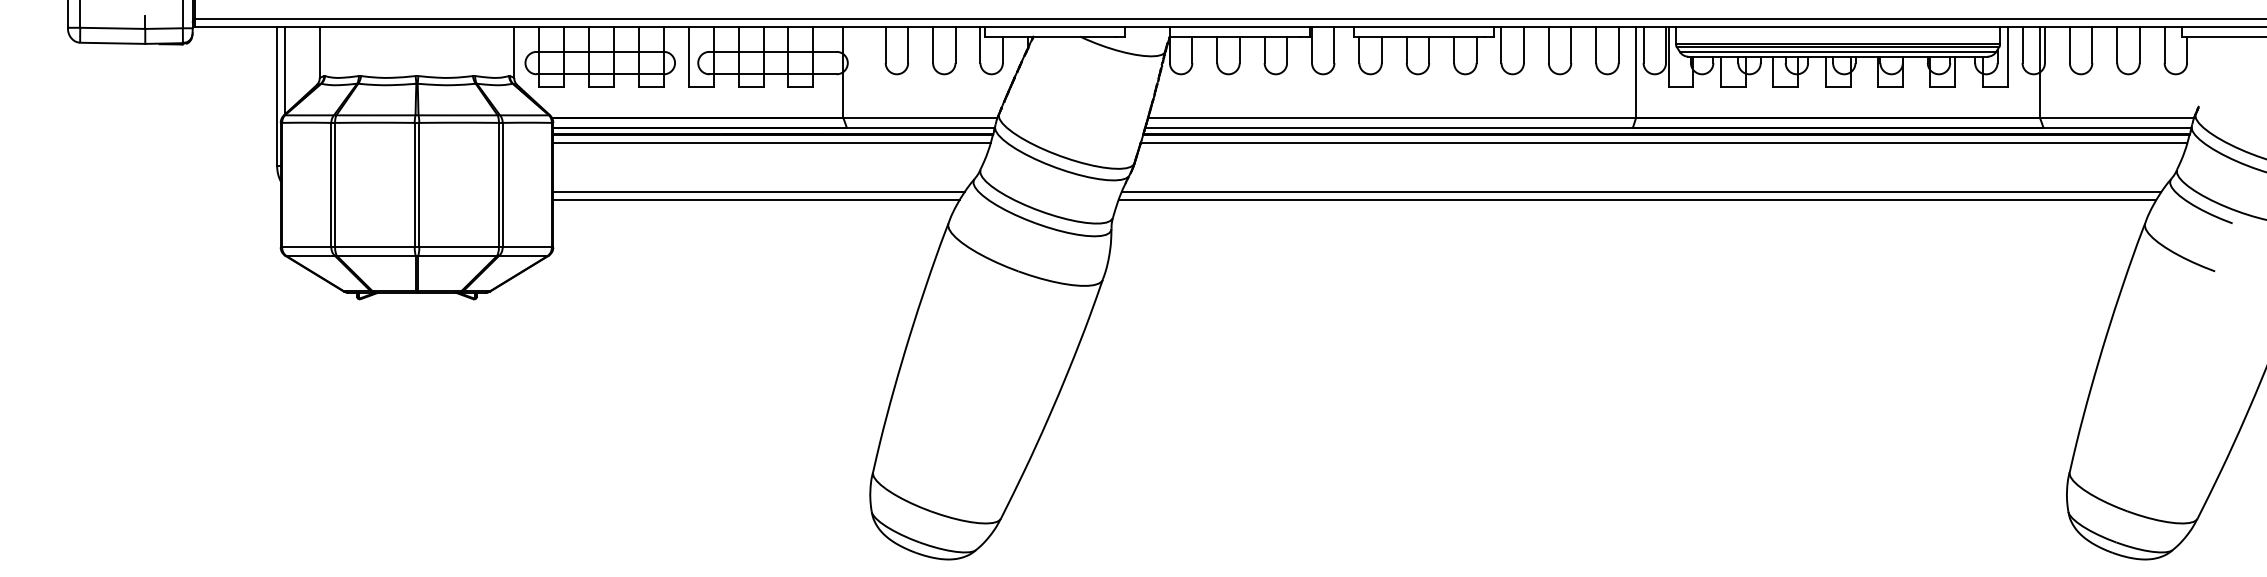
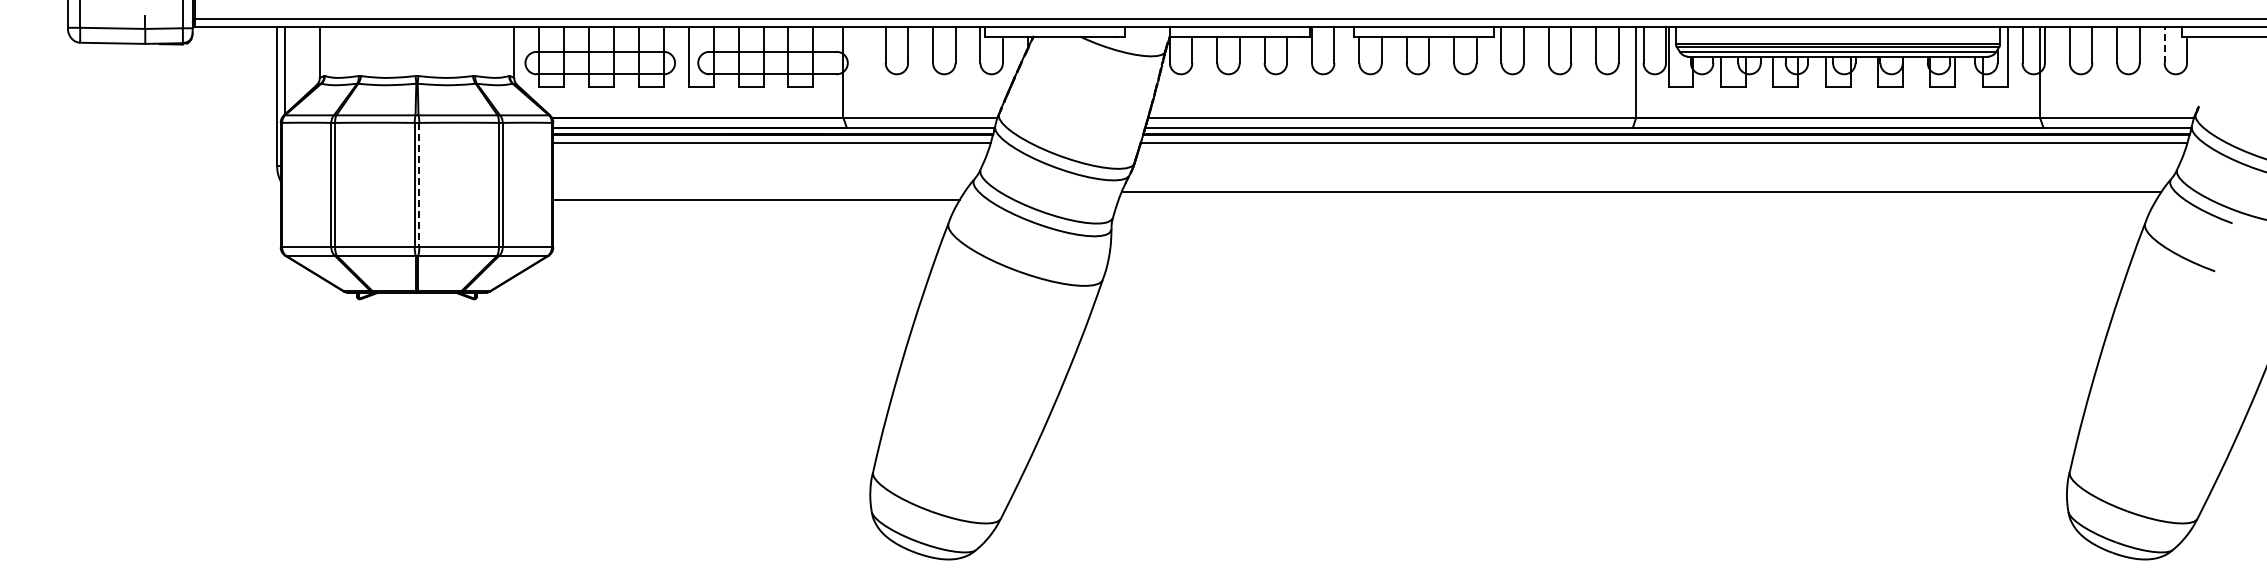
line: solid -> dashed (2164, 45)
line: solid -> dashed (419, 185)
line: present -> none (758, 192)
line: present -> none (1637, 200)
